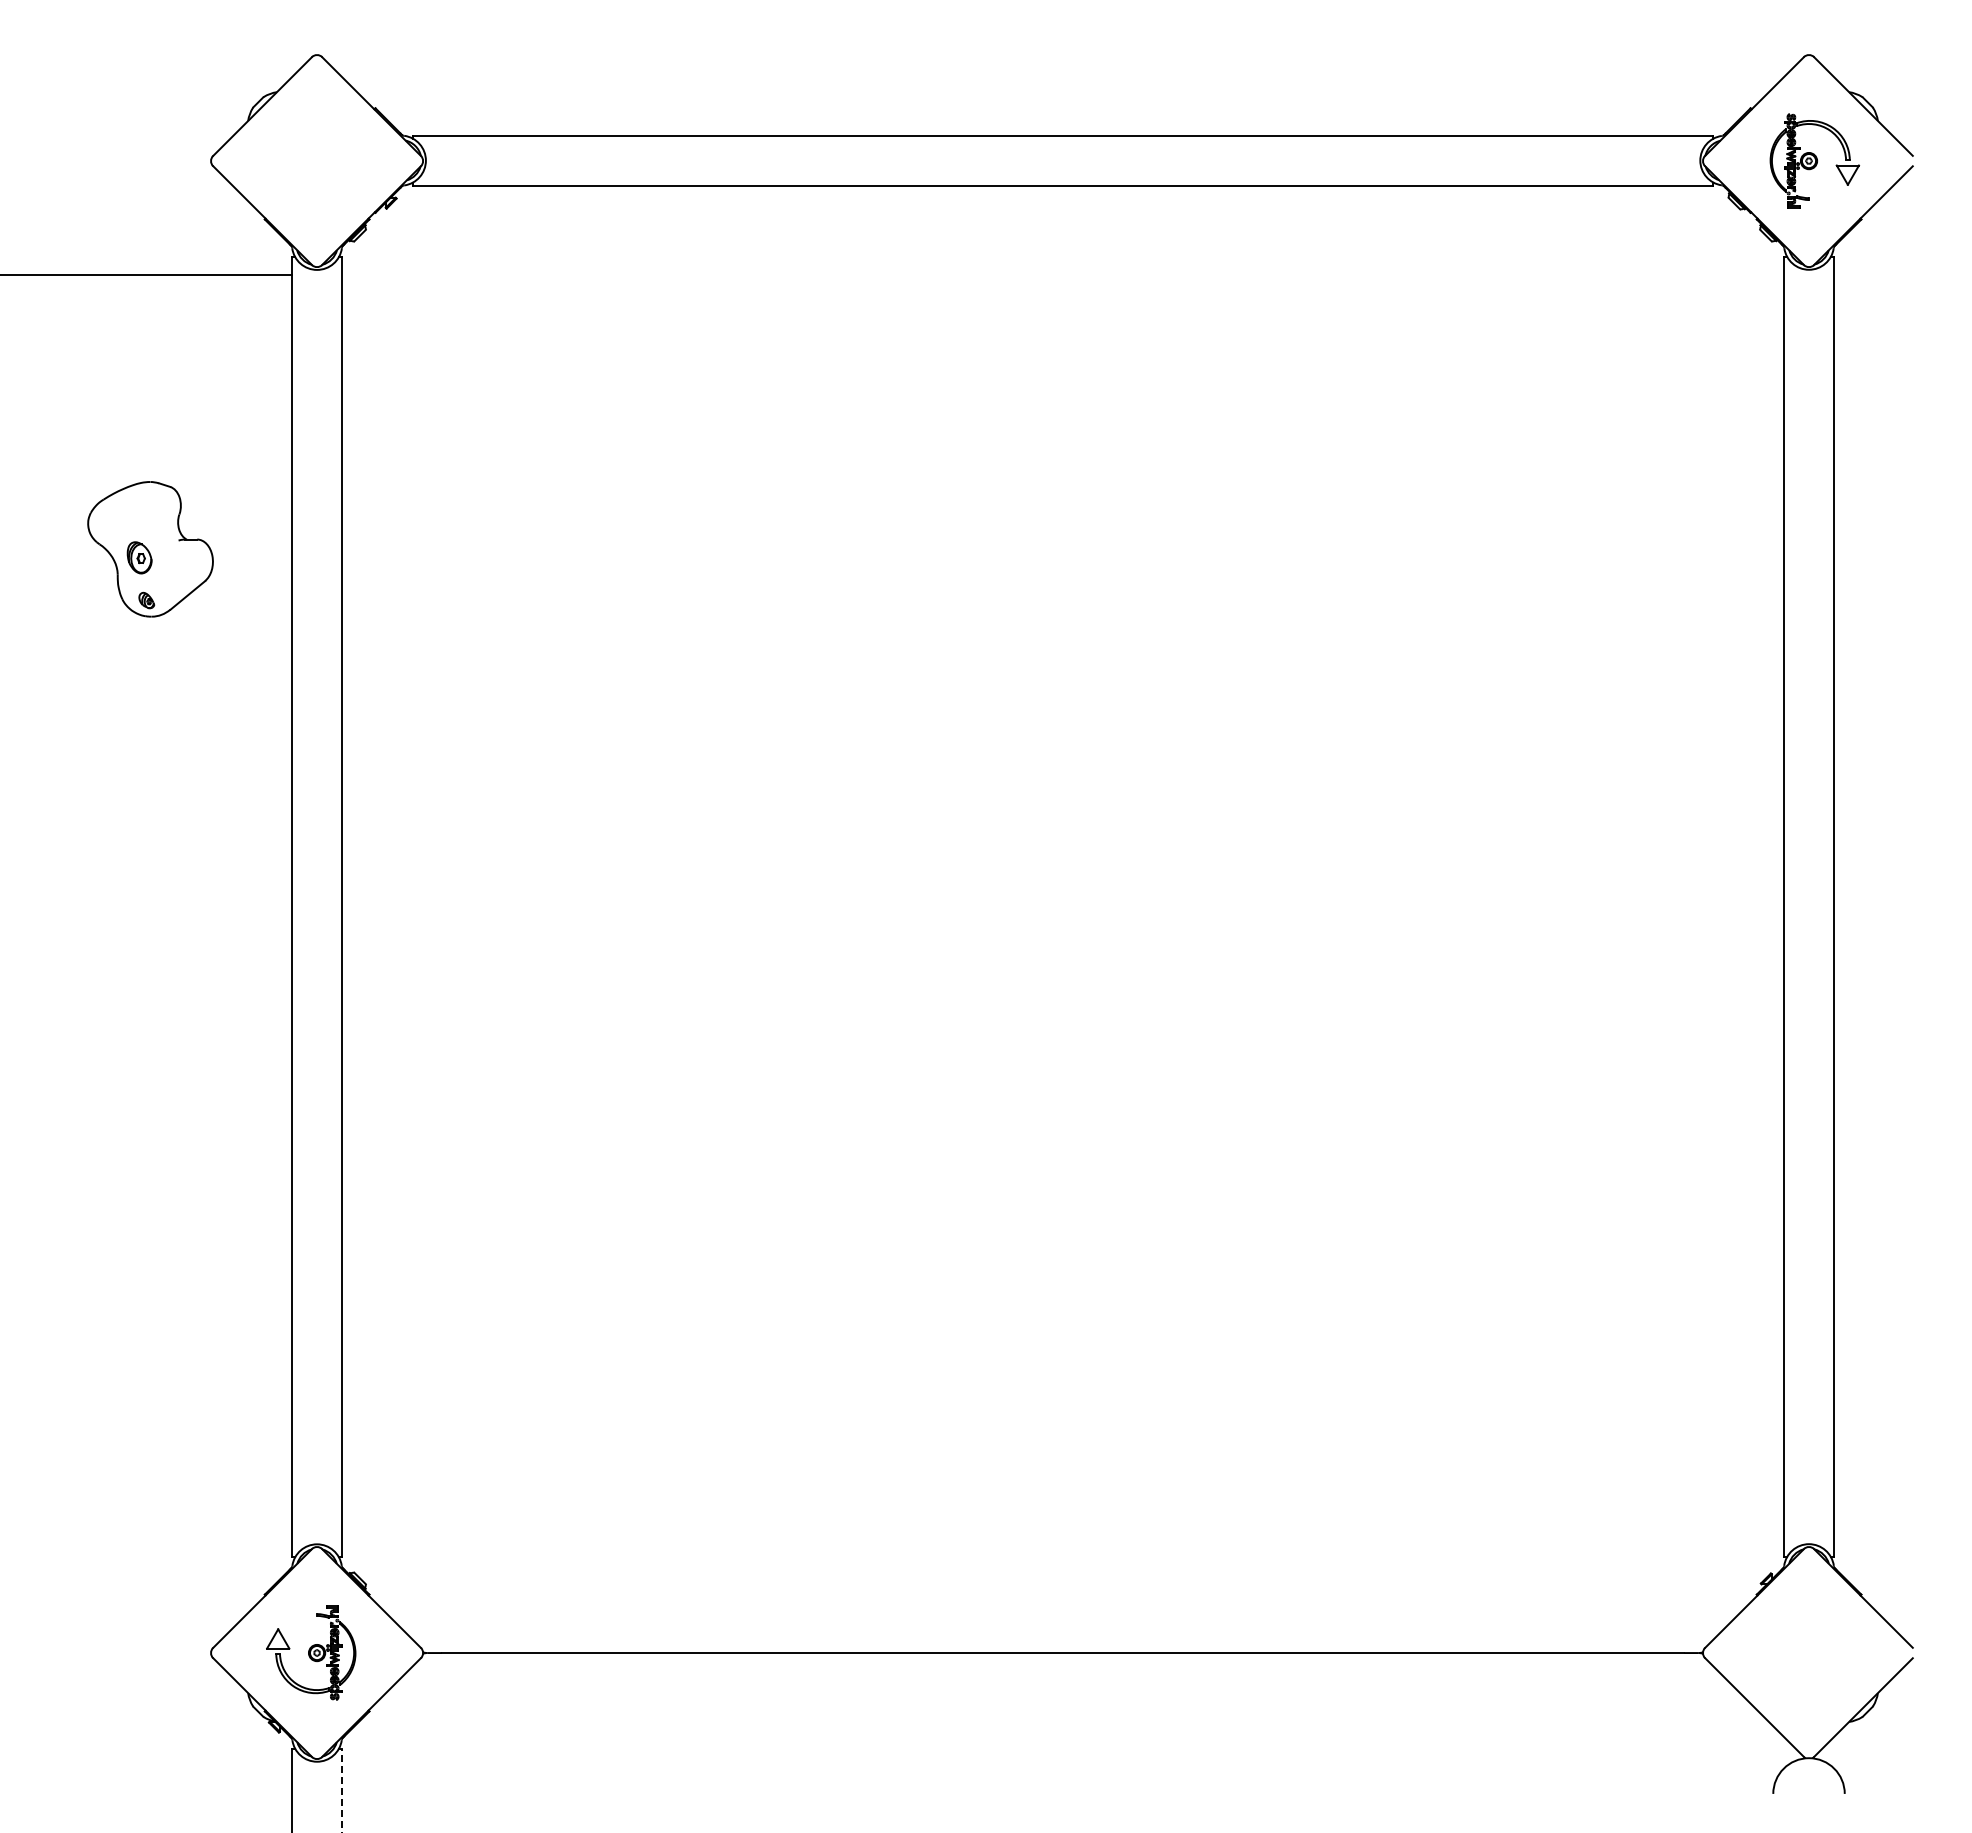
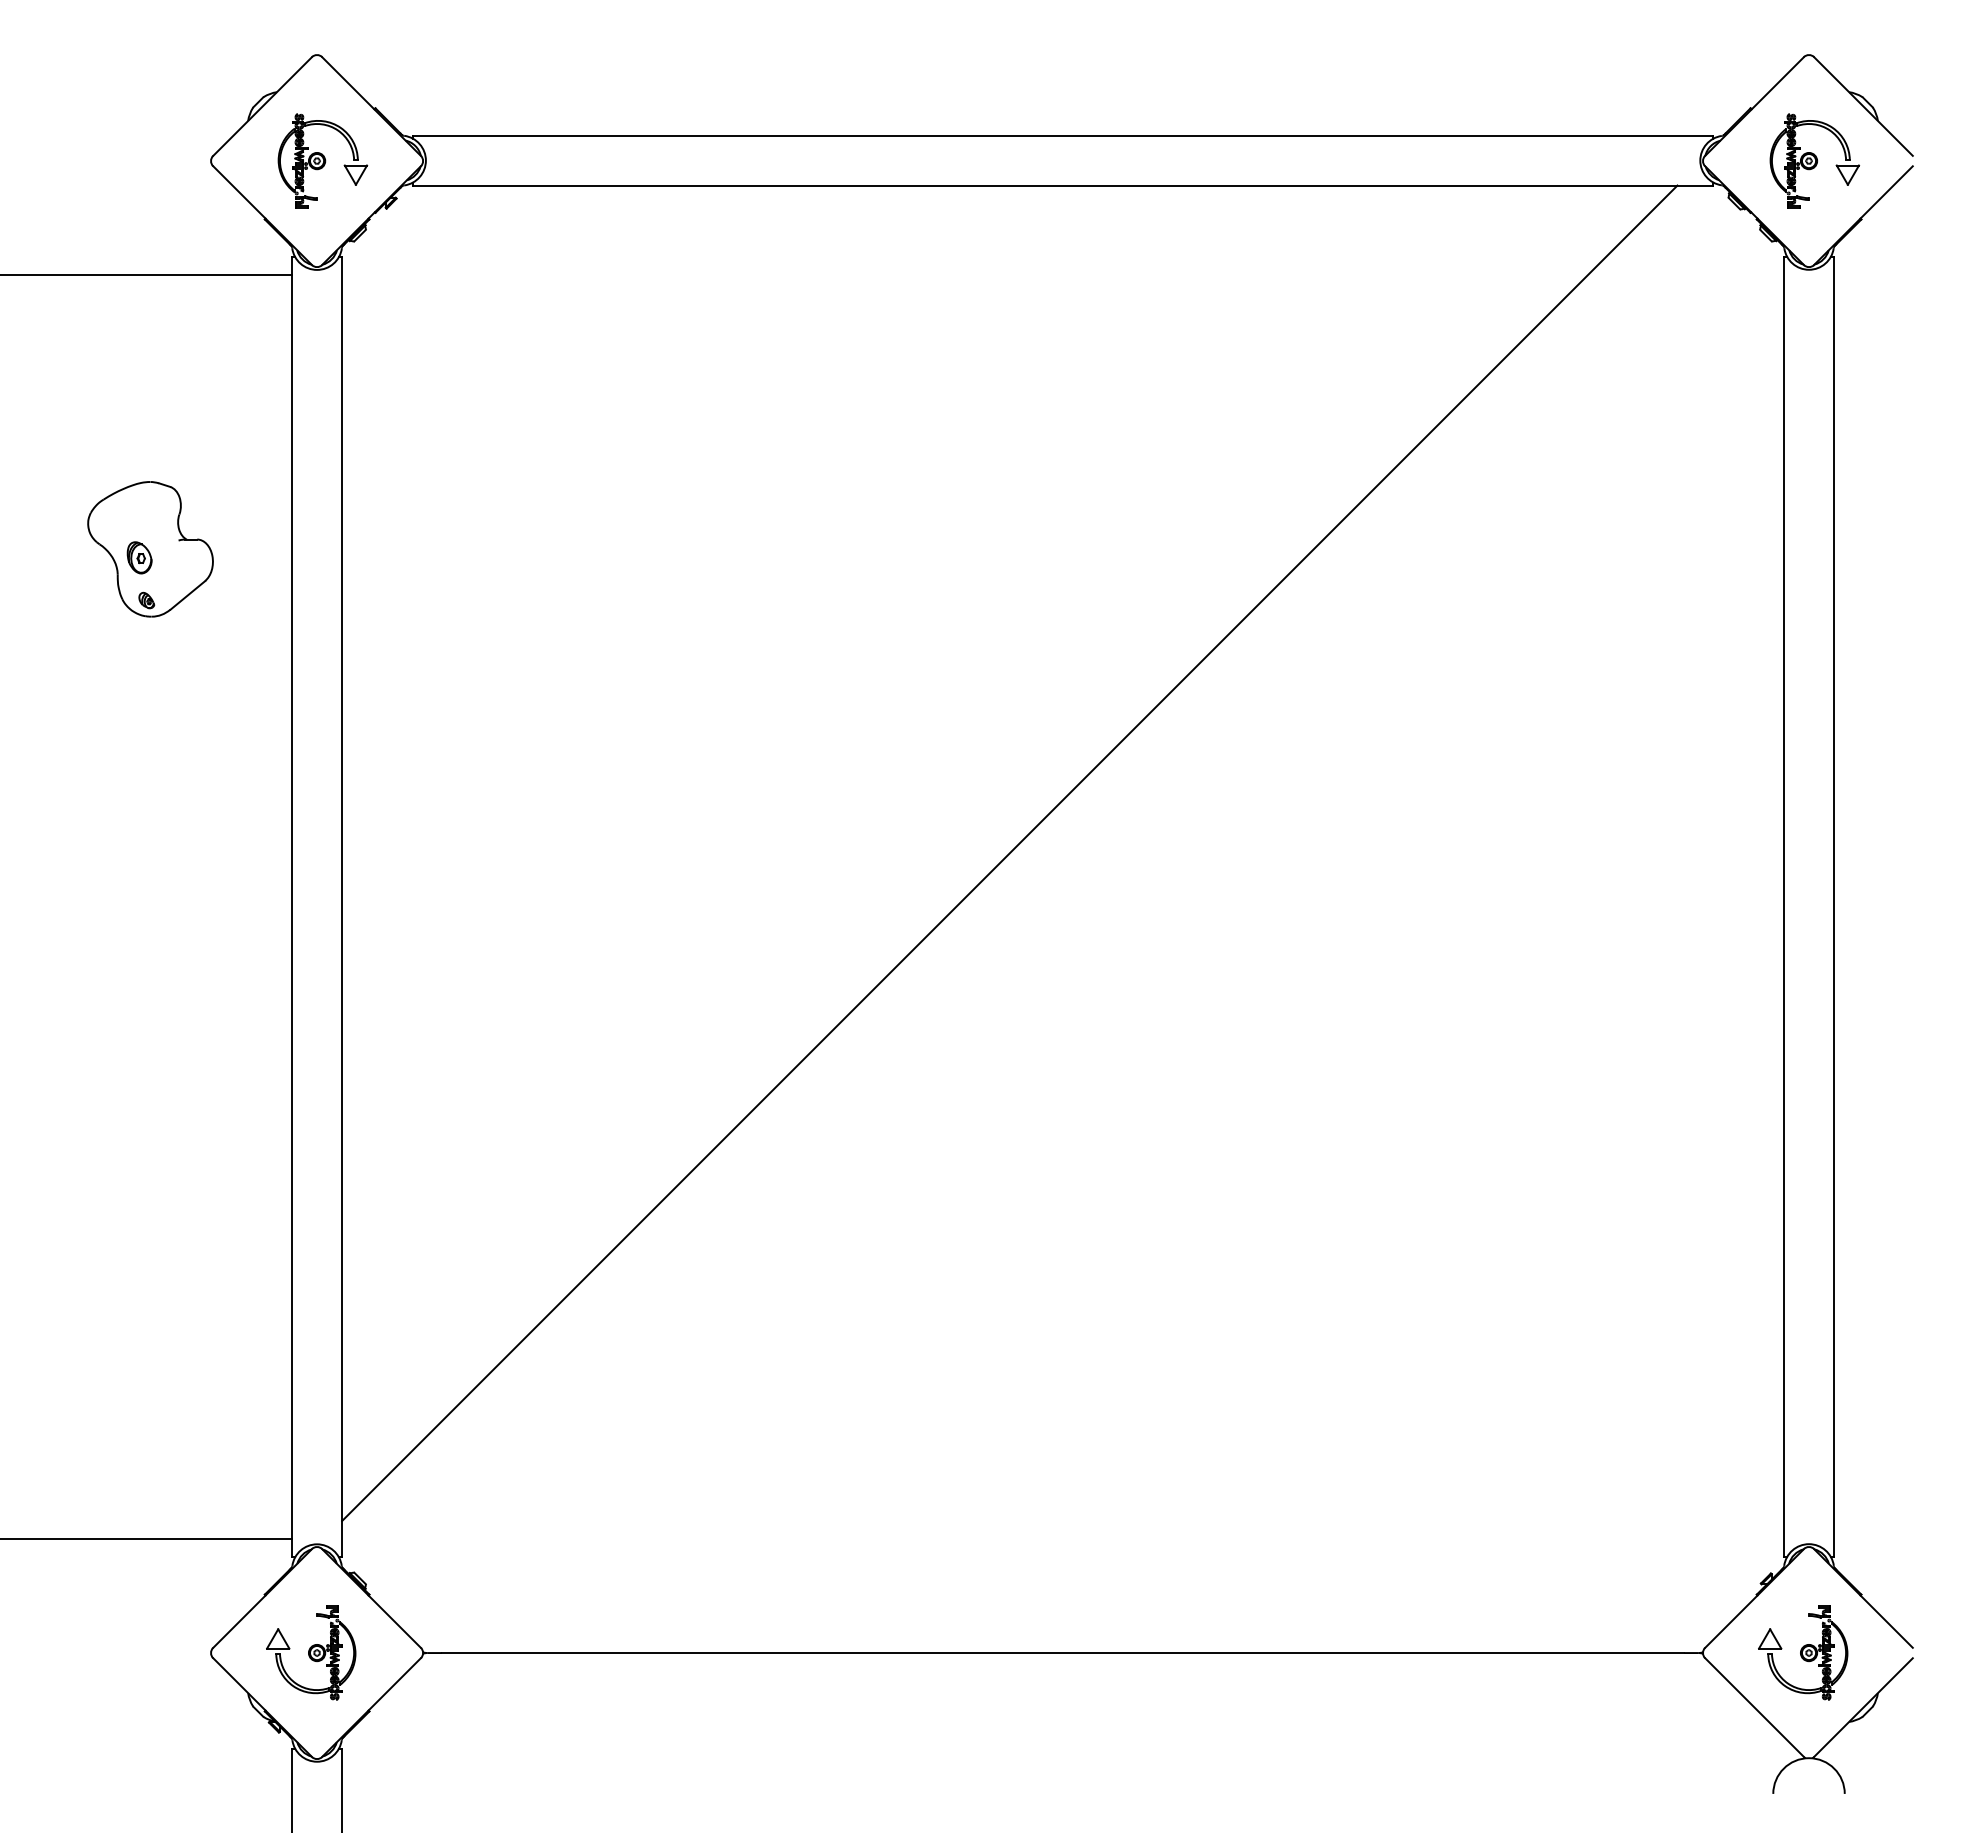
part: none -> present (322, 160)
line: none -> present (1009, 853)
line: none -> present (147, 1538)
part: none -> present (1803, 1652)
line: dashed -> solid (342, 1790)
